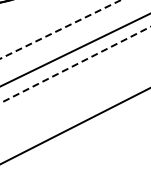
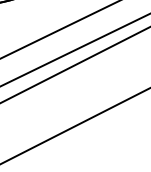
line: dashed -> solid (60, 29)
line: dashed -> solid (75, 65)
